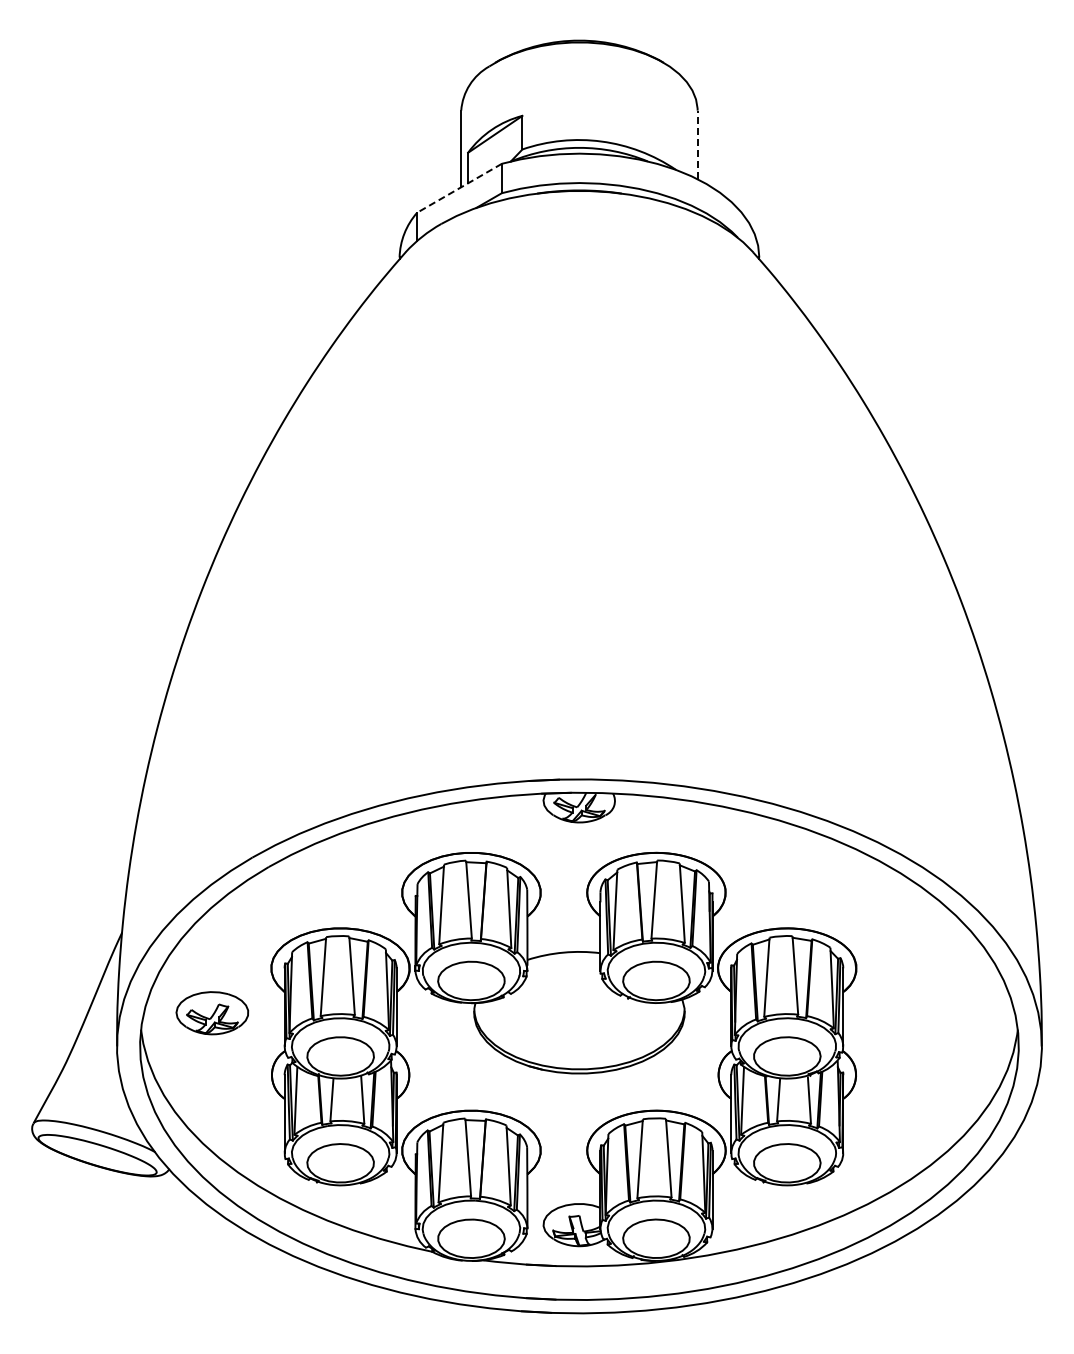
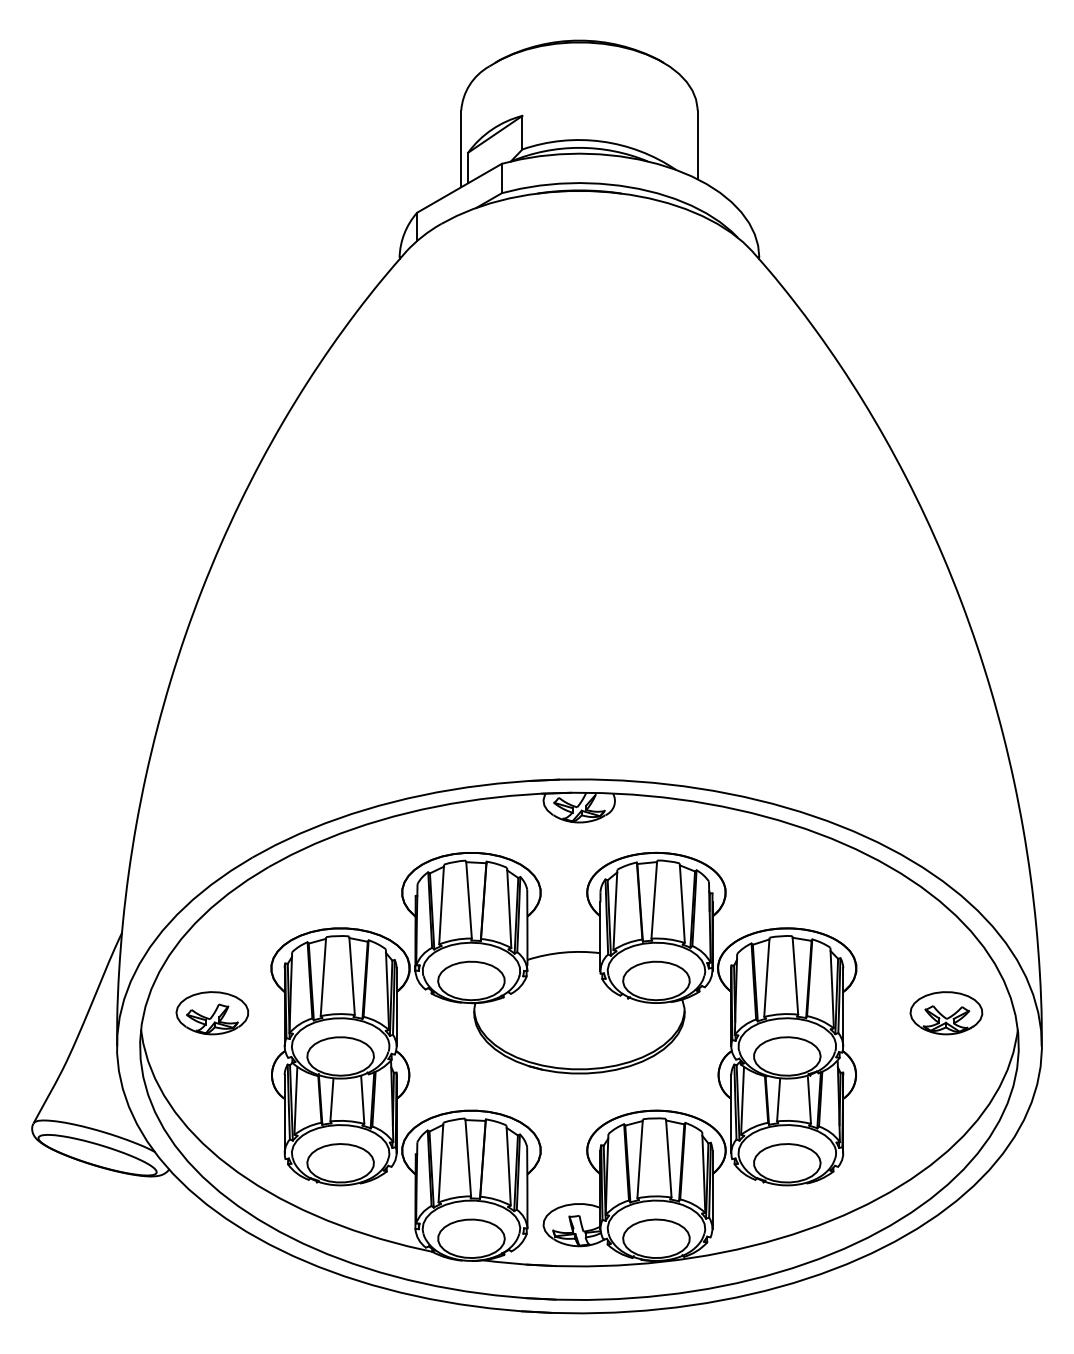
line: dashed -> solid (697, 144)
line: dashed -> solid (459, 188)
part: none -> present (946, 1013)
